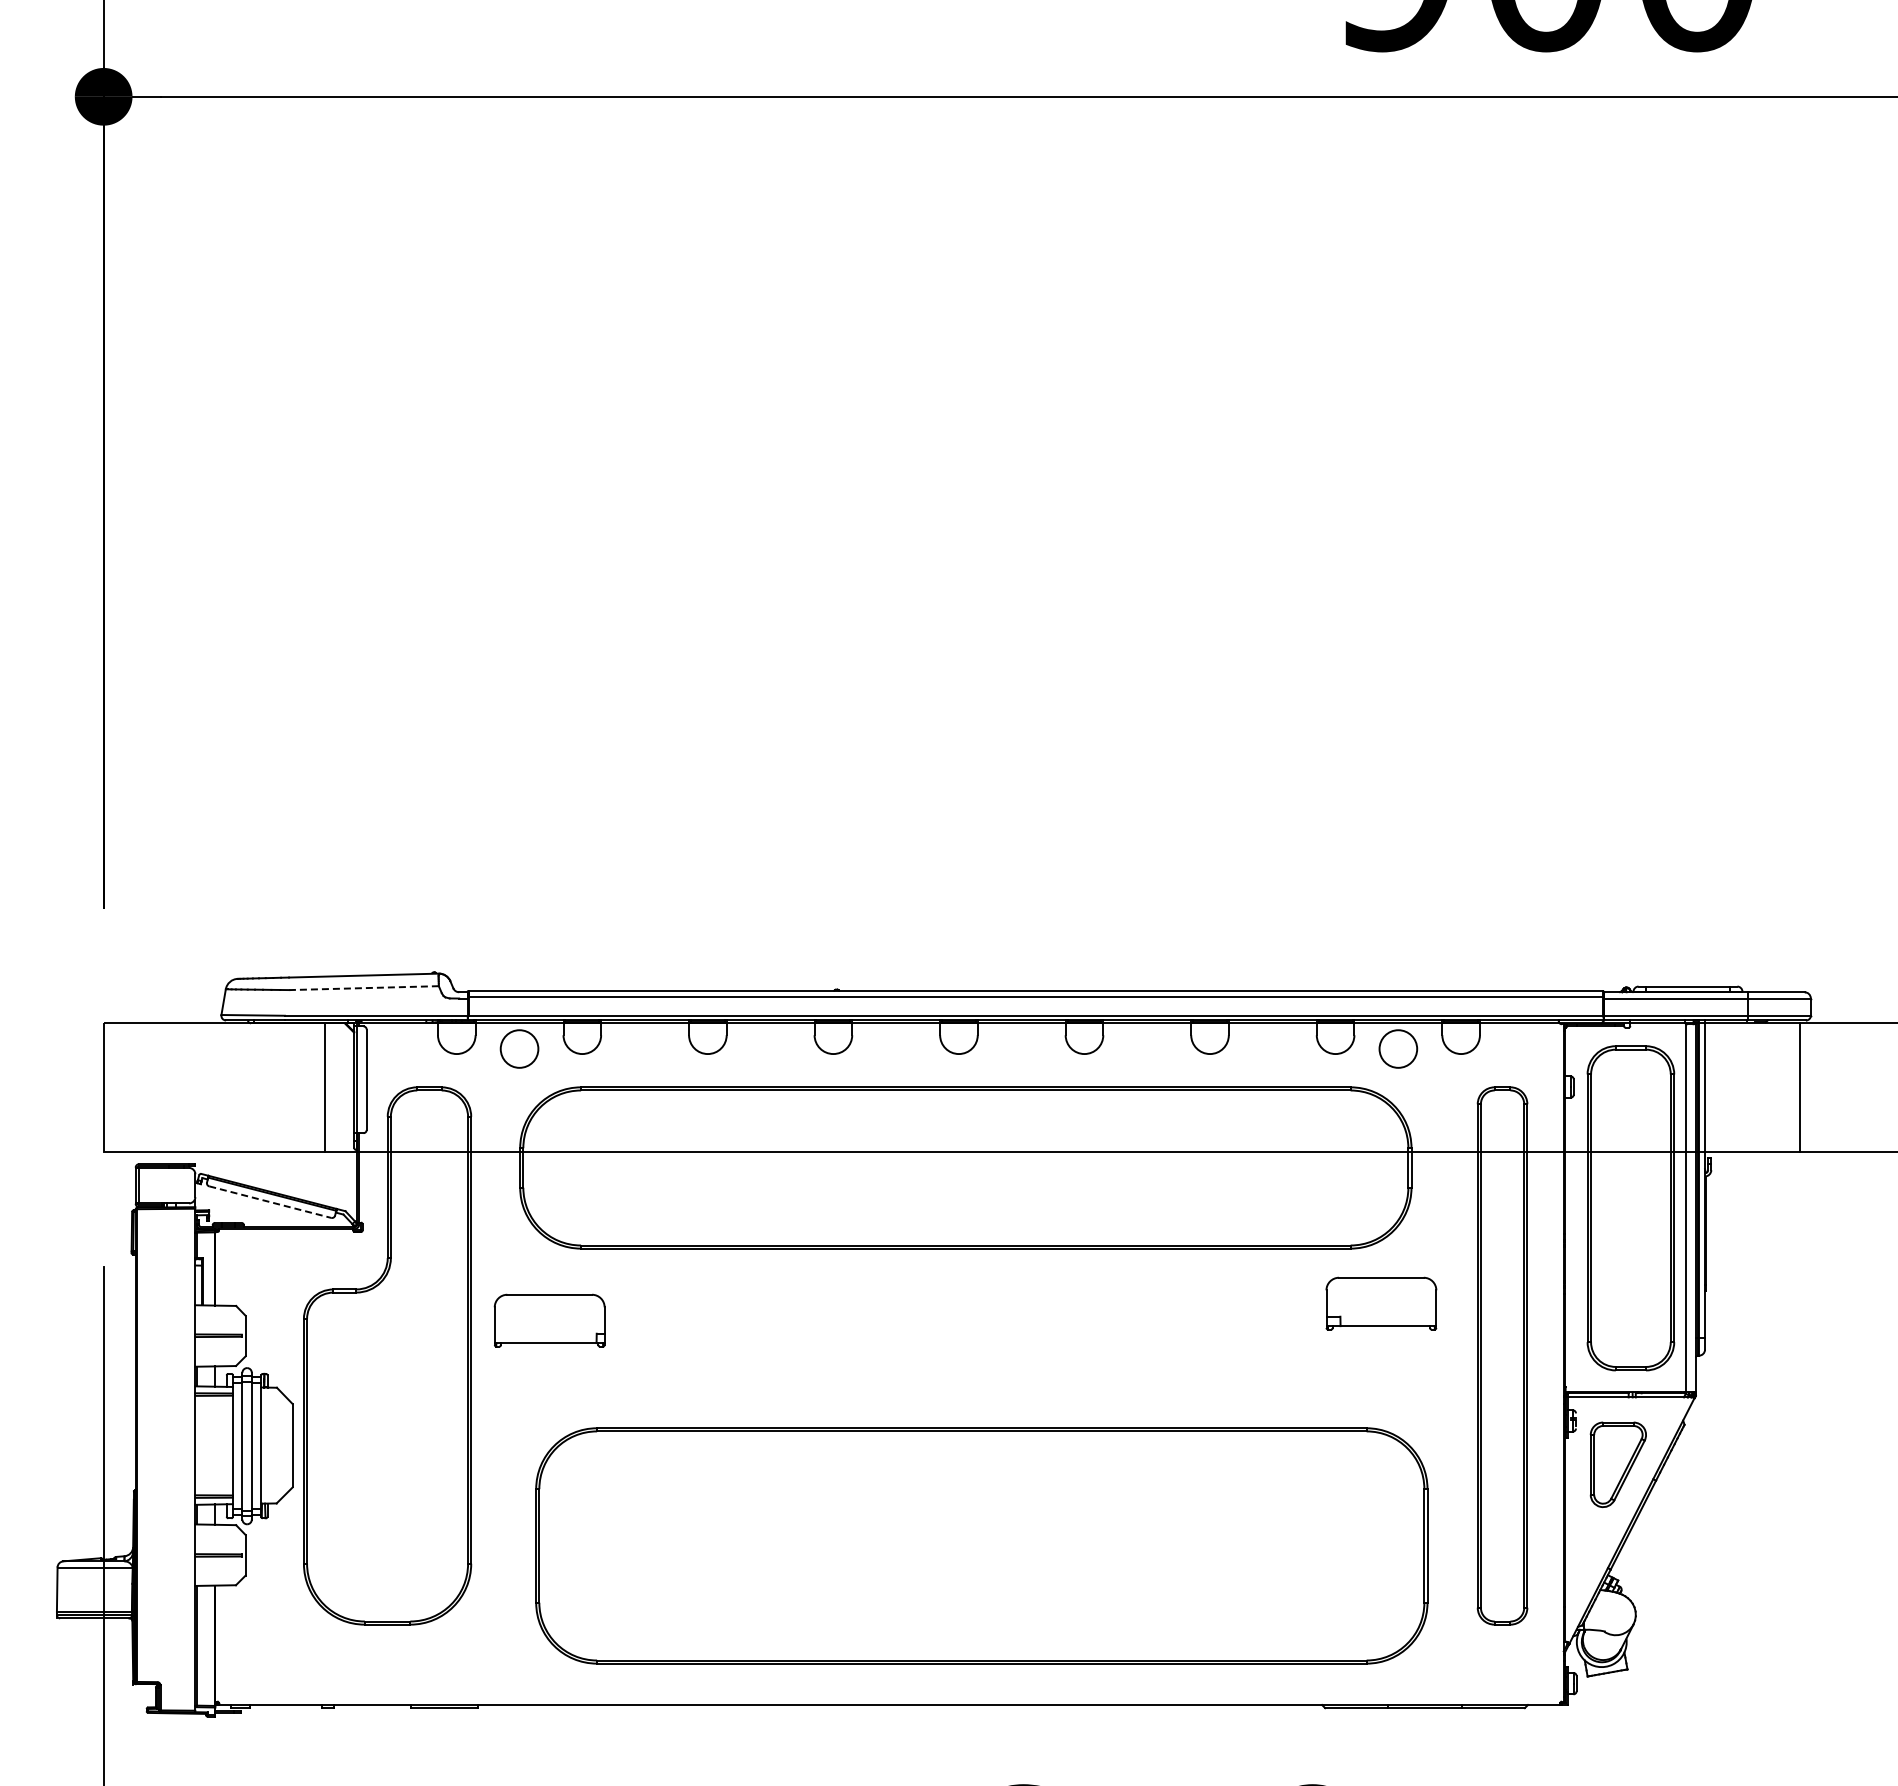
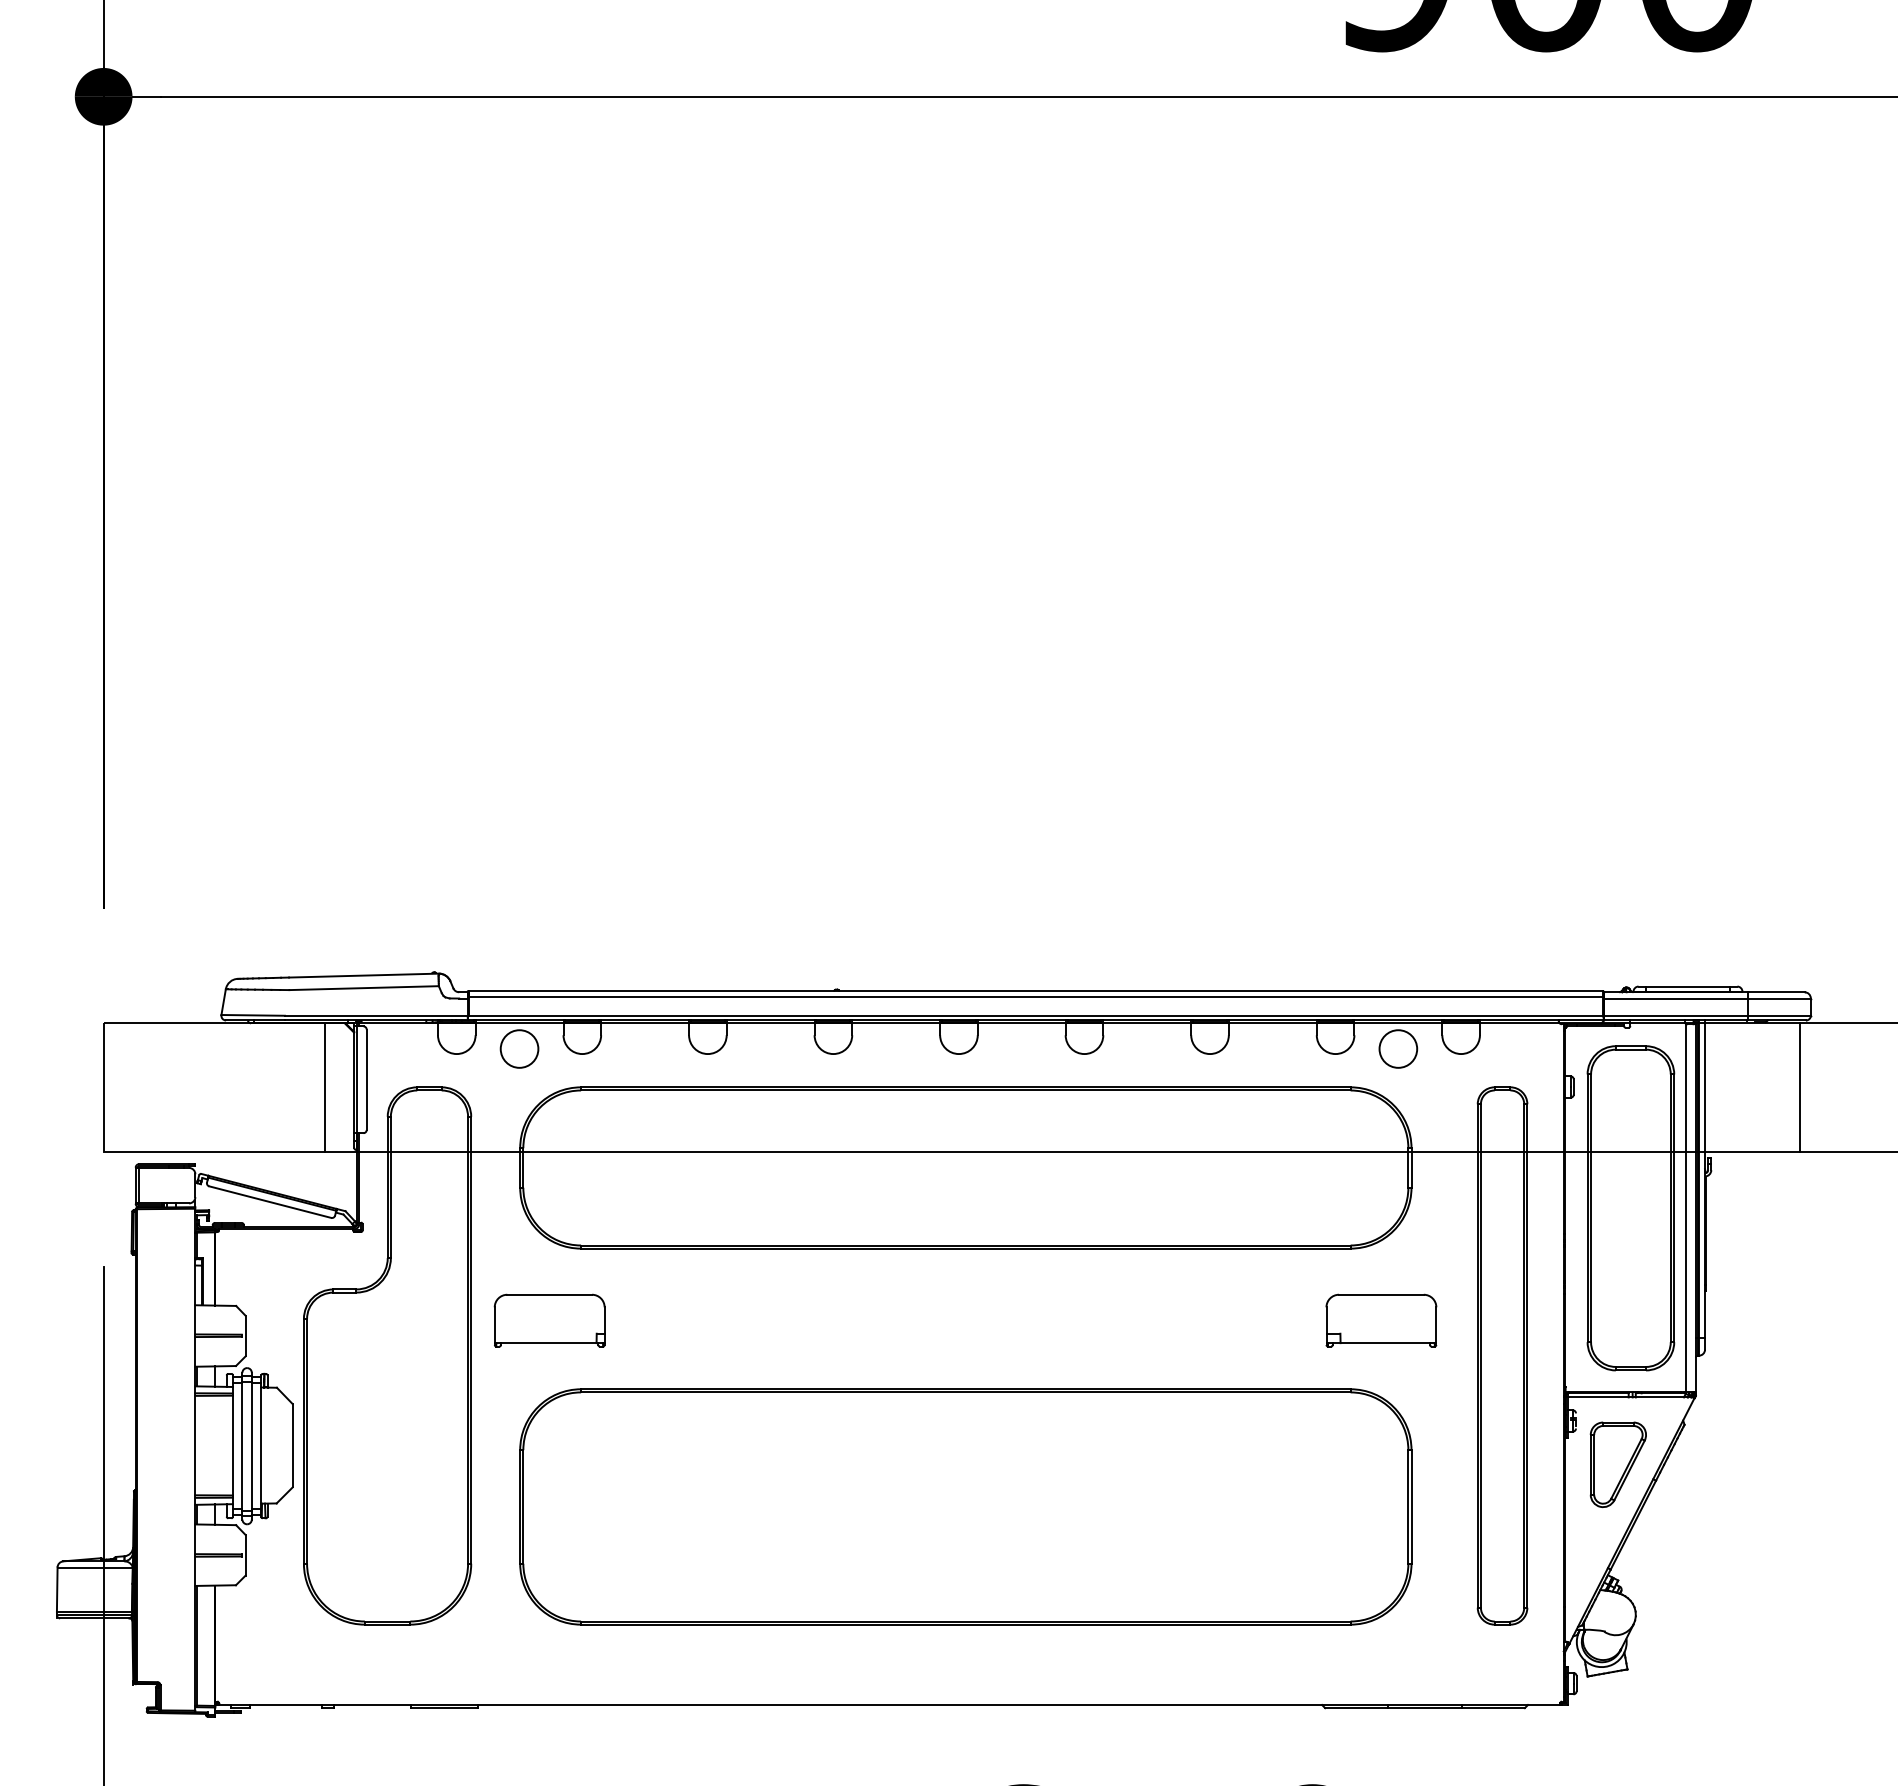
line: dashed -> solid (364, 988)
line: dashed -> solid (270, 1202)
part position: (1381, 1303) -> (1381, 1320) (1381, 1320)
part position: (981, 1545) -> (965, 1506) (965, 1506)
